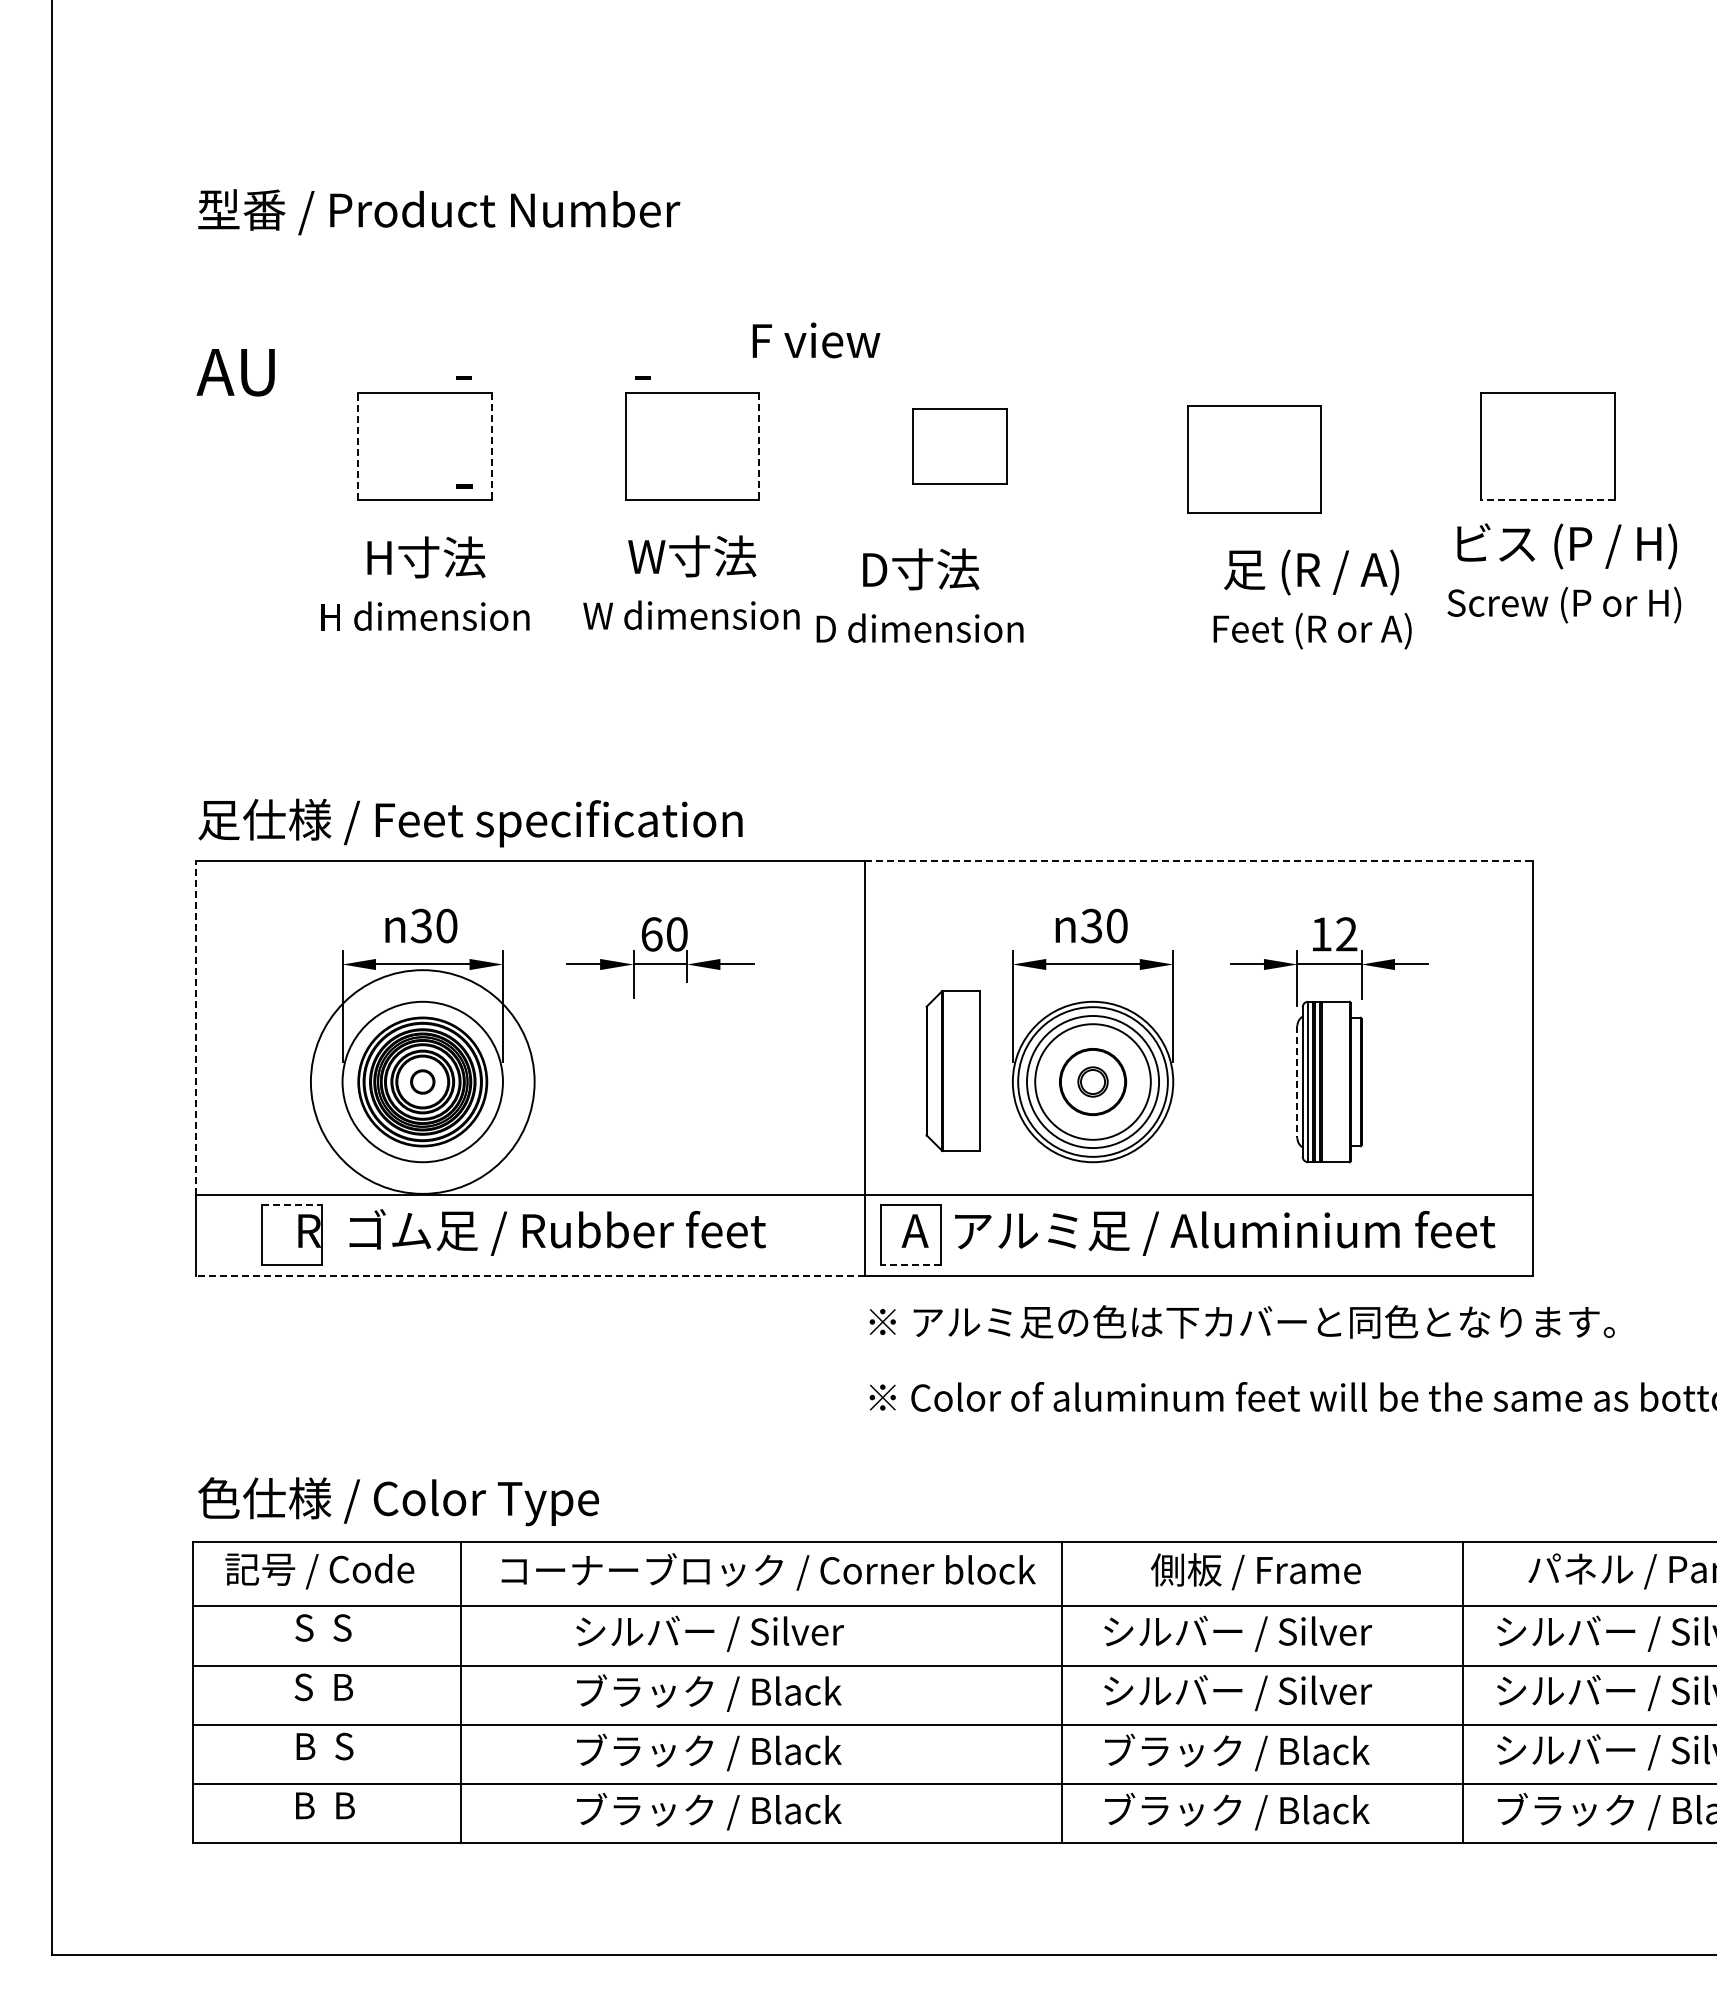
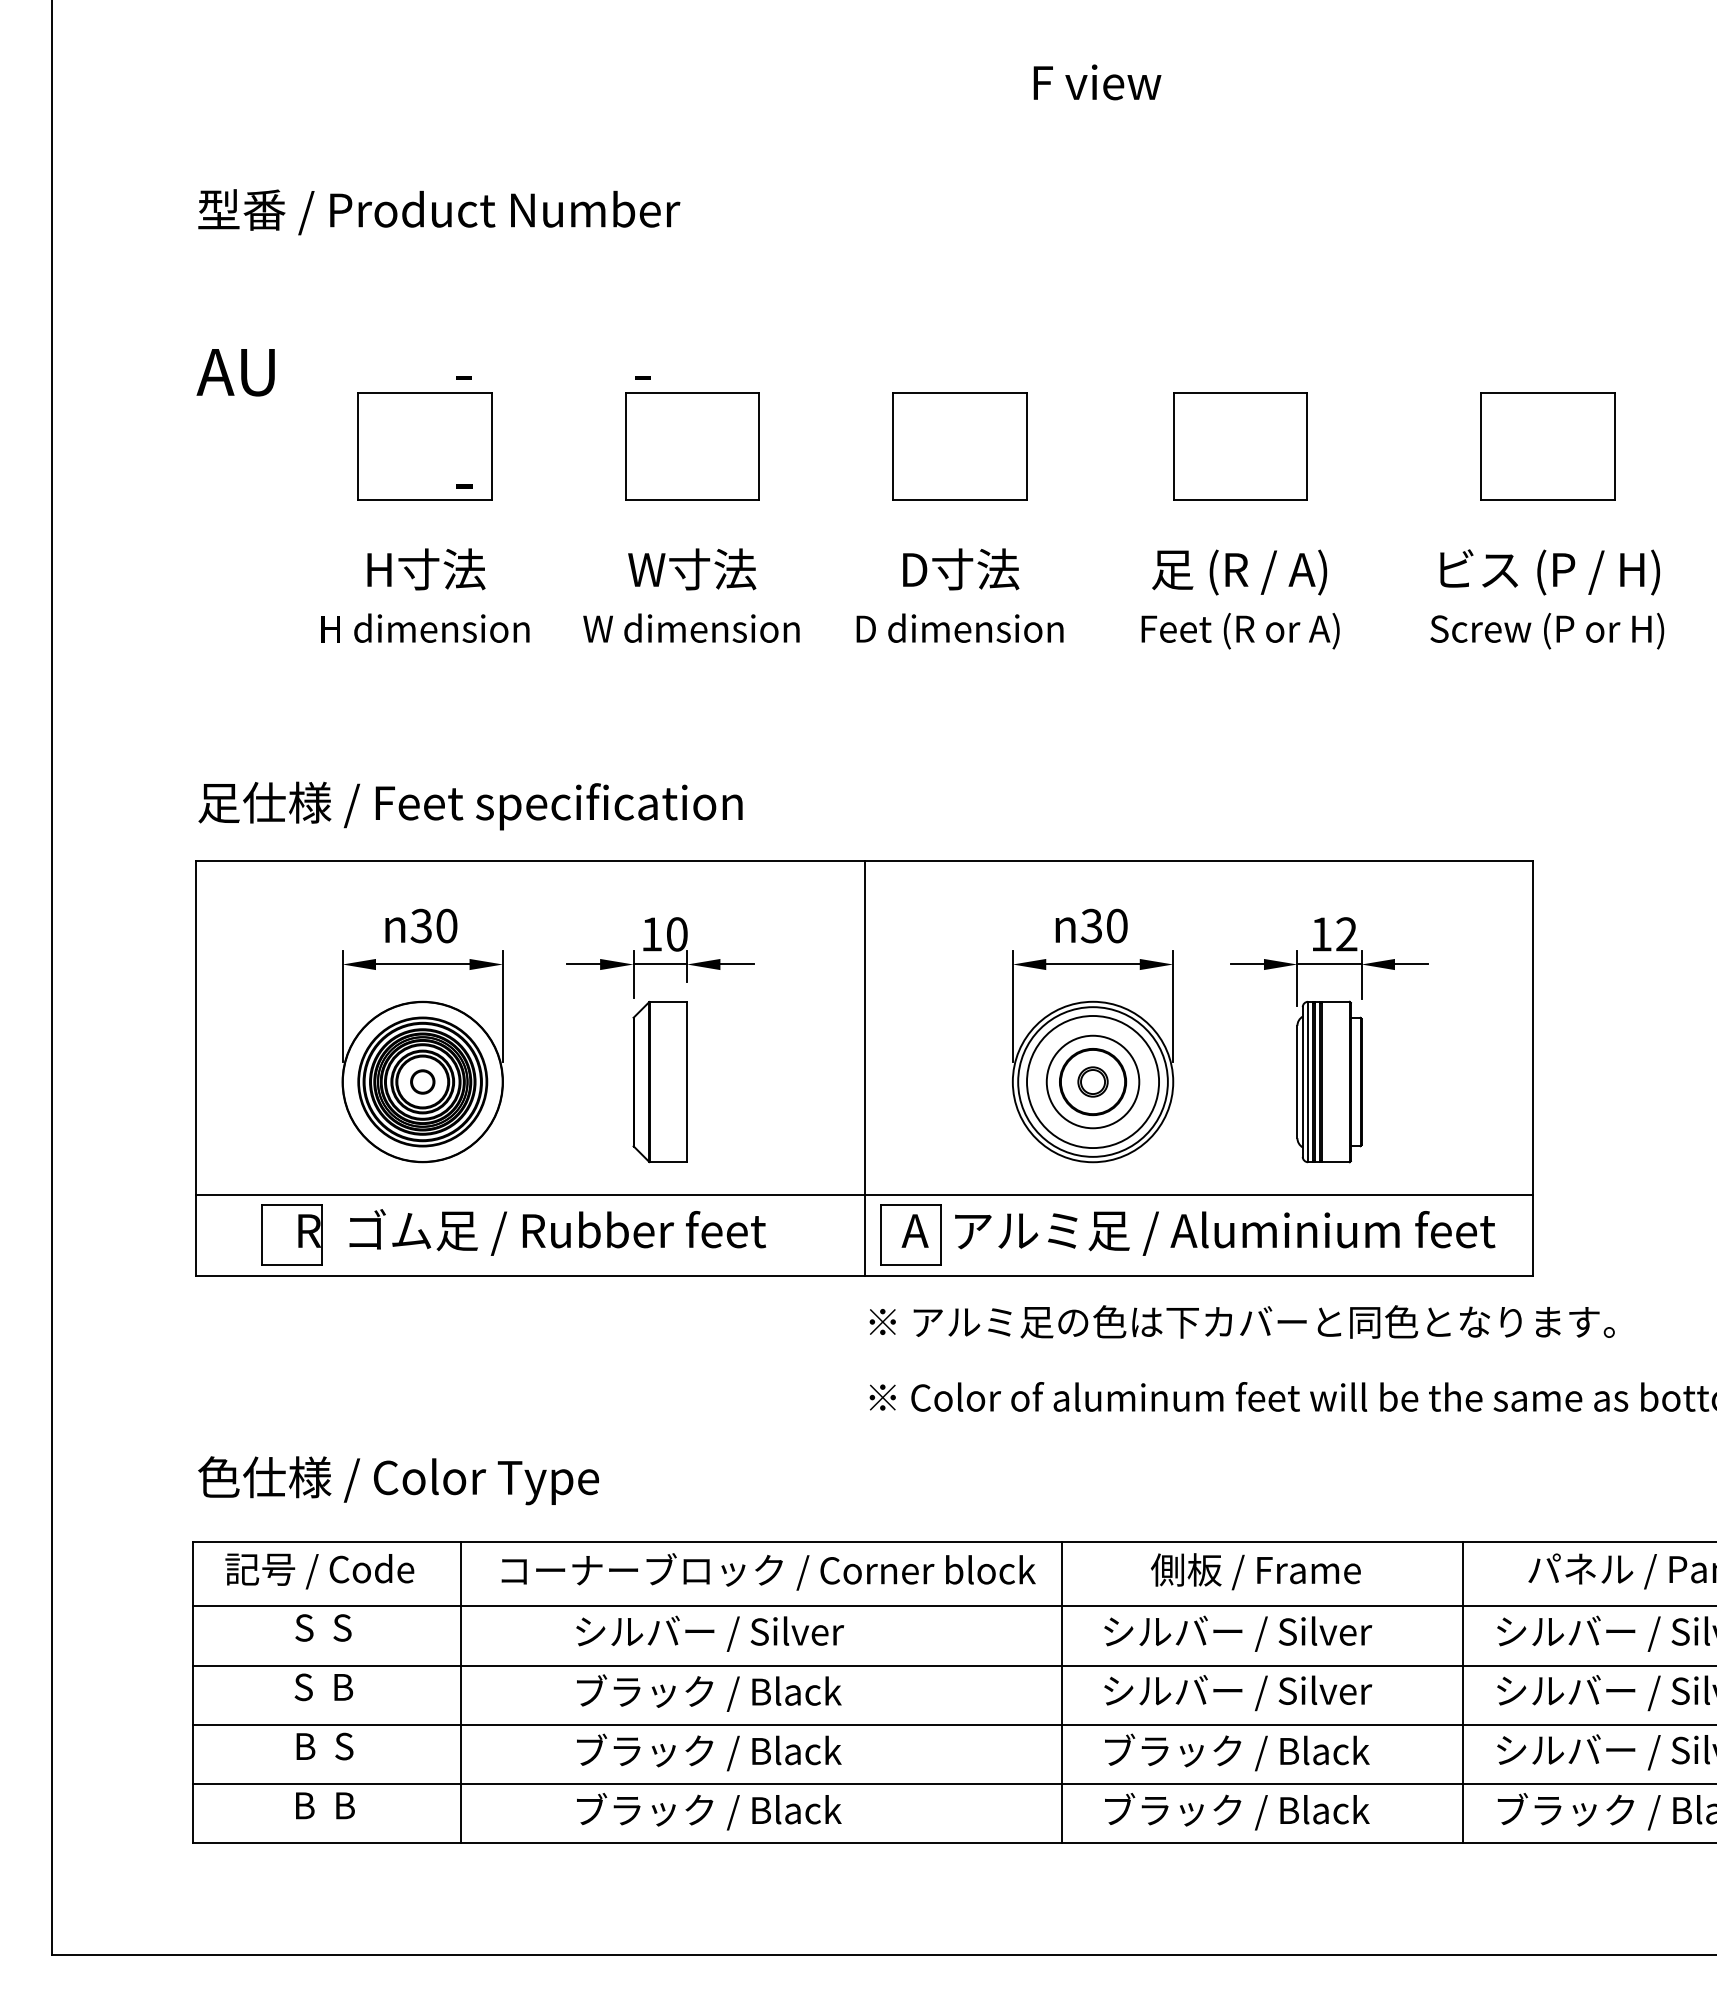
text position: (816, 340) -> (1097, 82) (1097, 82)
line: dashed -> solid (358, 445)
line: dashed -> solid (491, 446)
line: dashed -> solid (759, 446)
part size: 96x77 px -> 136x109 px (959, 446)
part position: (1254, 459) -> (1240, 446) (1240, 446)
line: dashed -> solid (1548, 499)
text position: (1564, 573) -> (1547, 599) (1547, 599)
text position: (691, 582) -> (691, 595) (691, 595)
text position: (425, 583) -> (425, 595) (425, 595)
text position: (919, 595) -> (959, 595) (959, 595)
text position: (1312, 599) -> (1240, 599) (1240, 599)
text position: (470, 822) -> (470, 805) (470, 805)
line: dashed -> solid (1199, 861)
text: 60 -> 10 (652, 934)
line: dashed -> solid (196, 1027)
part position: (952, 1070) -> (659, 1081) (659, 1081)
circle diameter: 224 px -> 160 px (422, 1081)
circle diameter: 116 px -> 93 px (1092, 1081)
line: dashed -> solid (1297, 1082)
line: dashed -> solid (292, 1205)
line: dashed -> solid (910, 1265)
line: dashed -> solid (529, 1275)
text position: (398, 1501) -> (398, 1480) (398, 1480)
